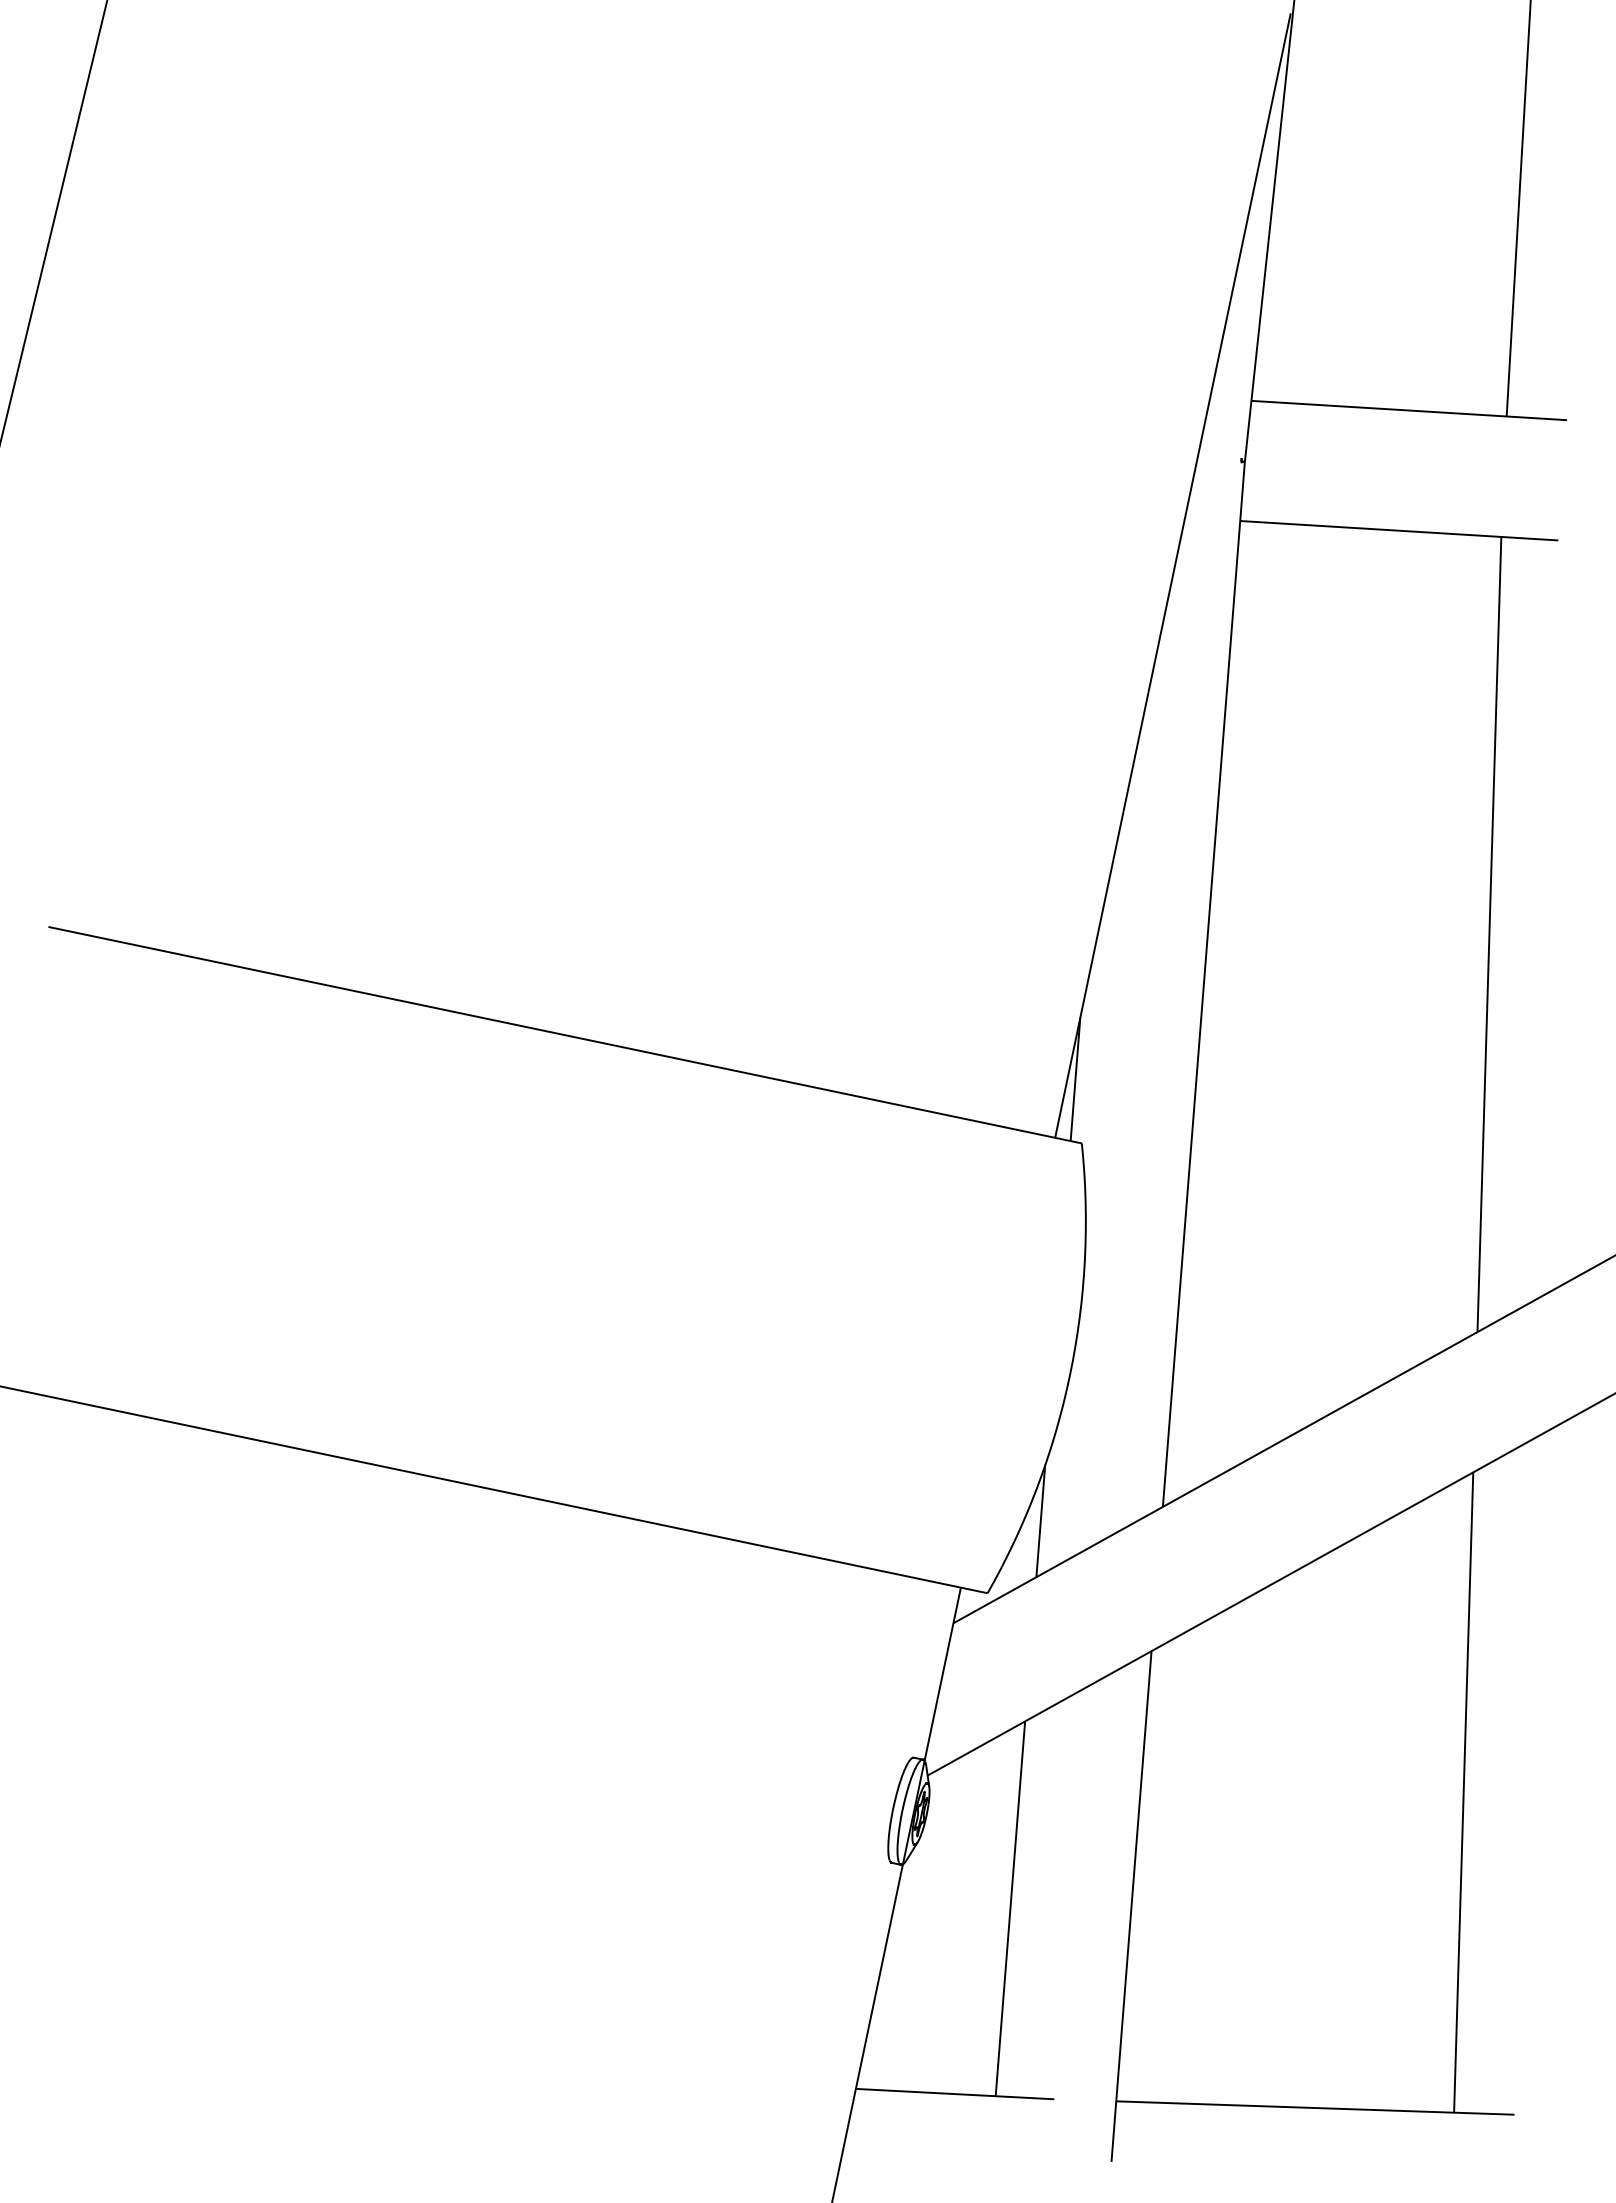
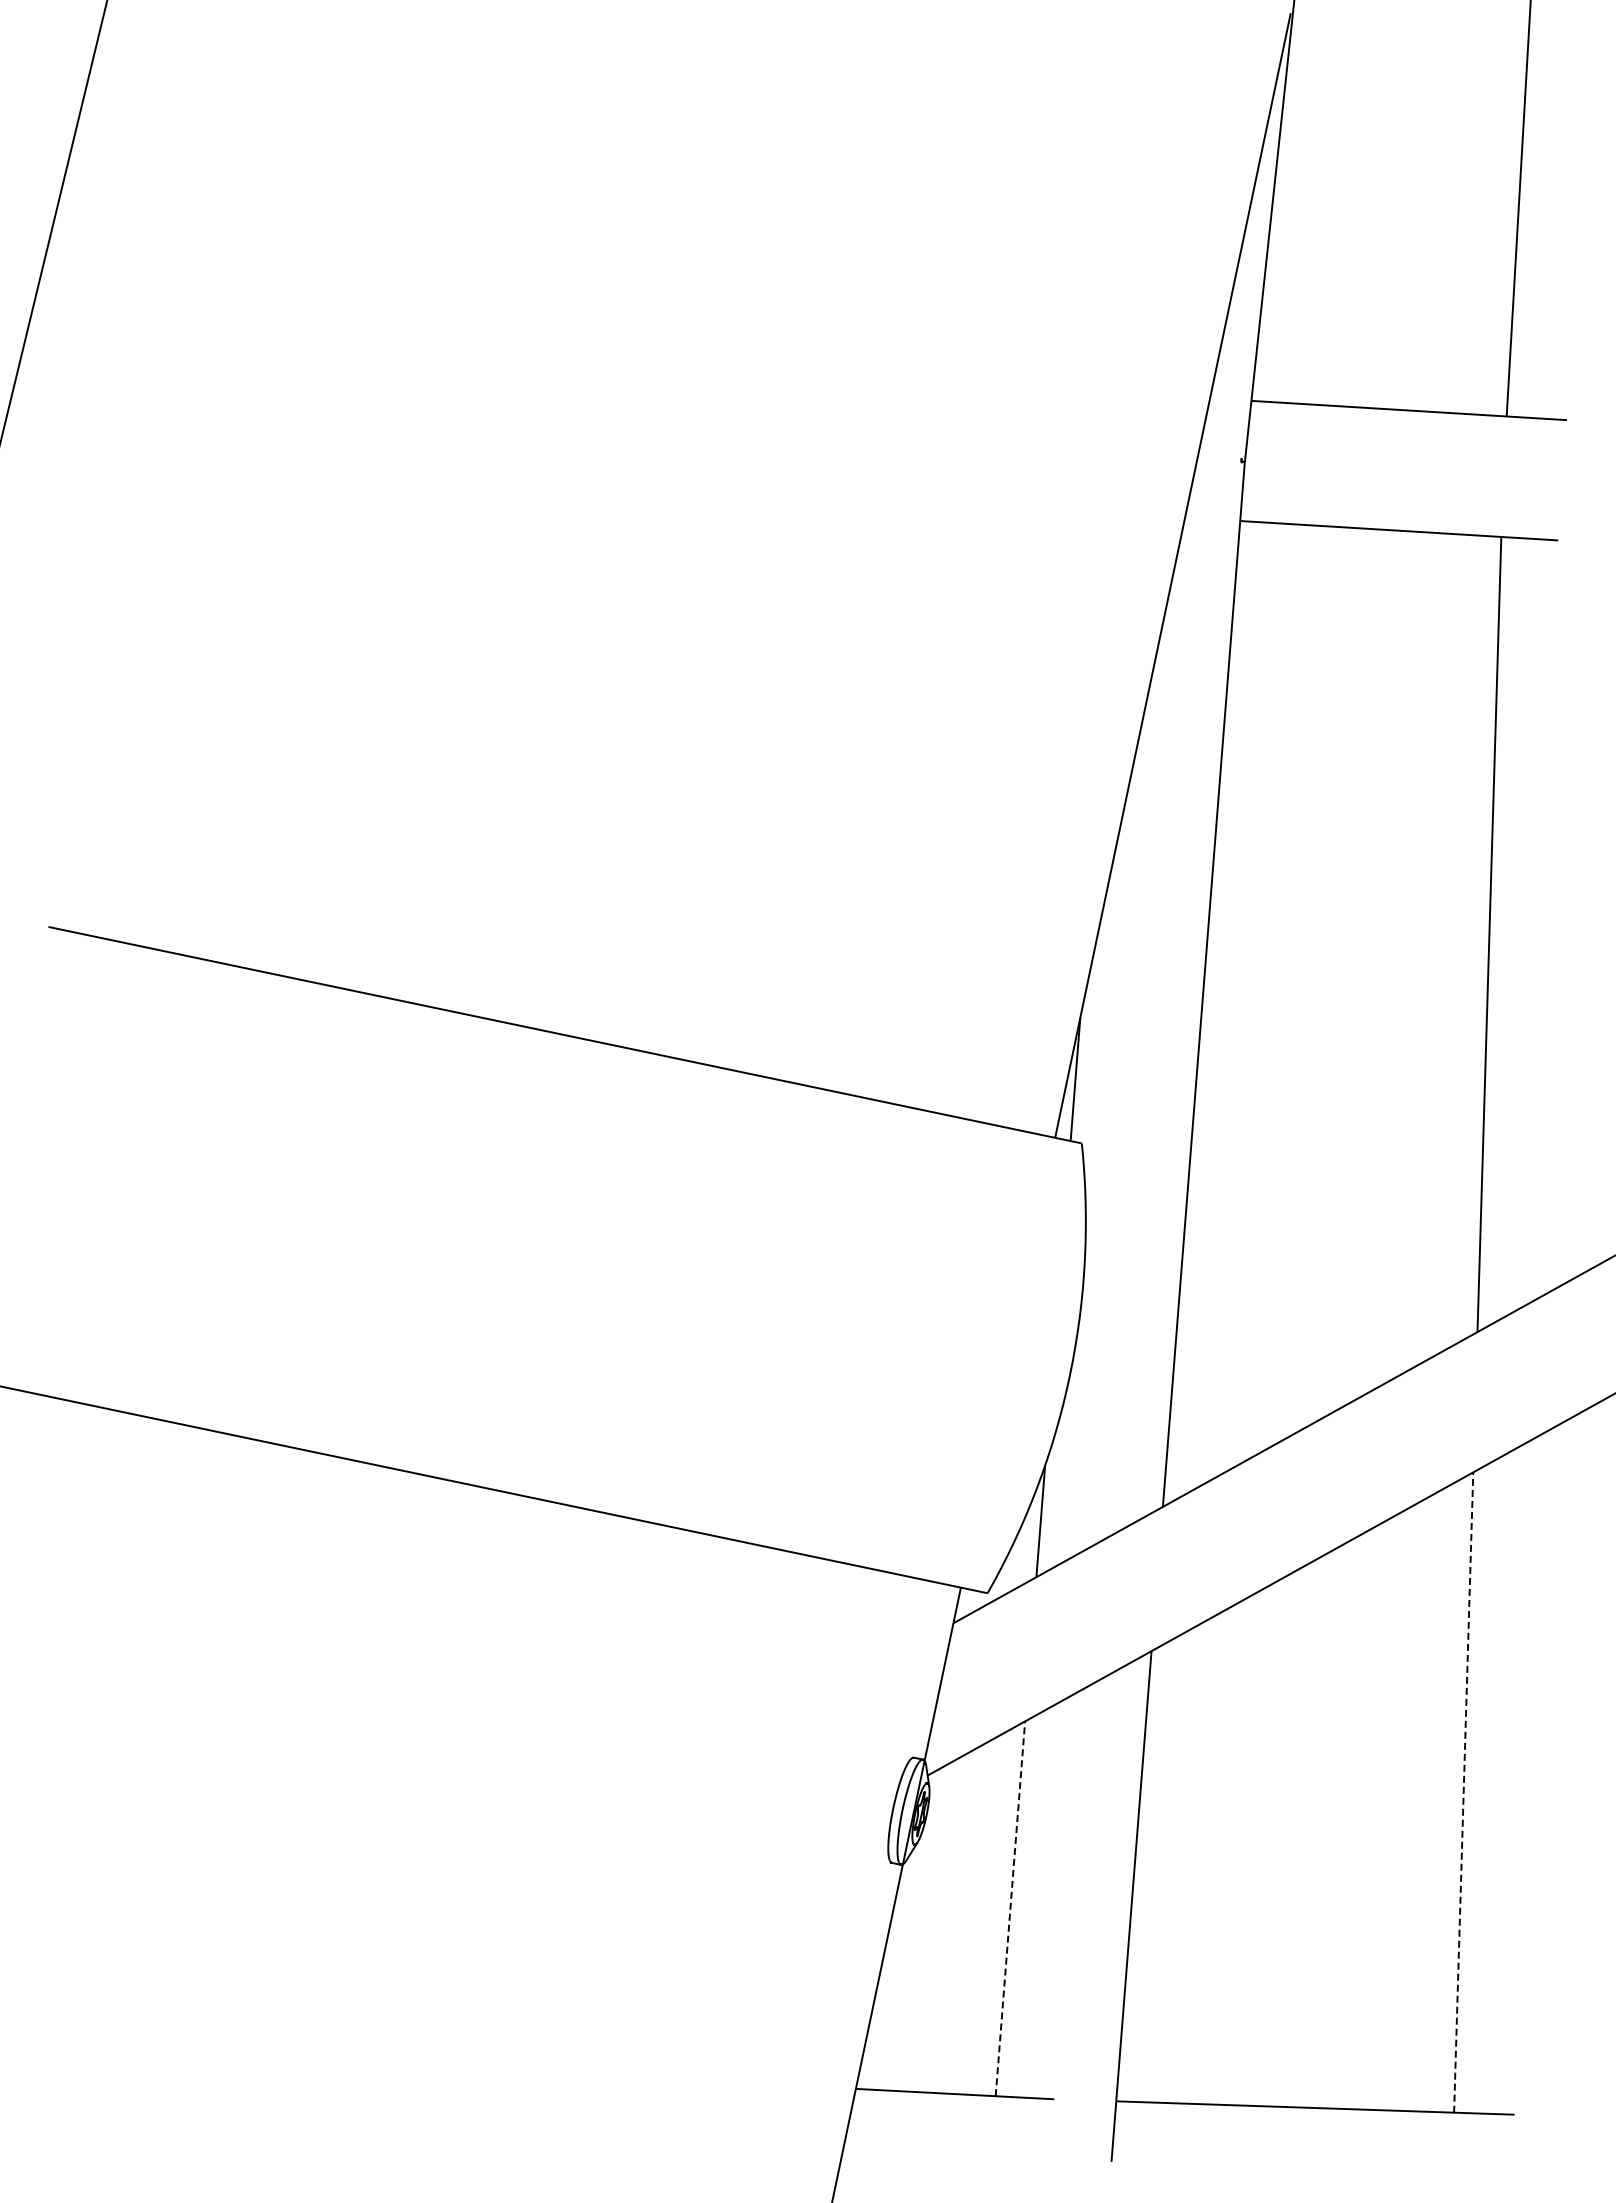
line: solid -> dashed (1463, 1792)
line: solid -> dashed (1010, 1908)
